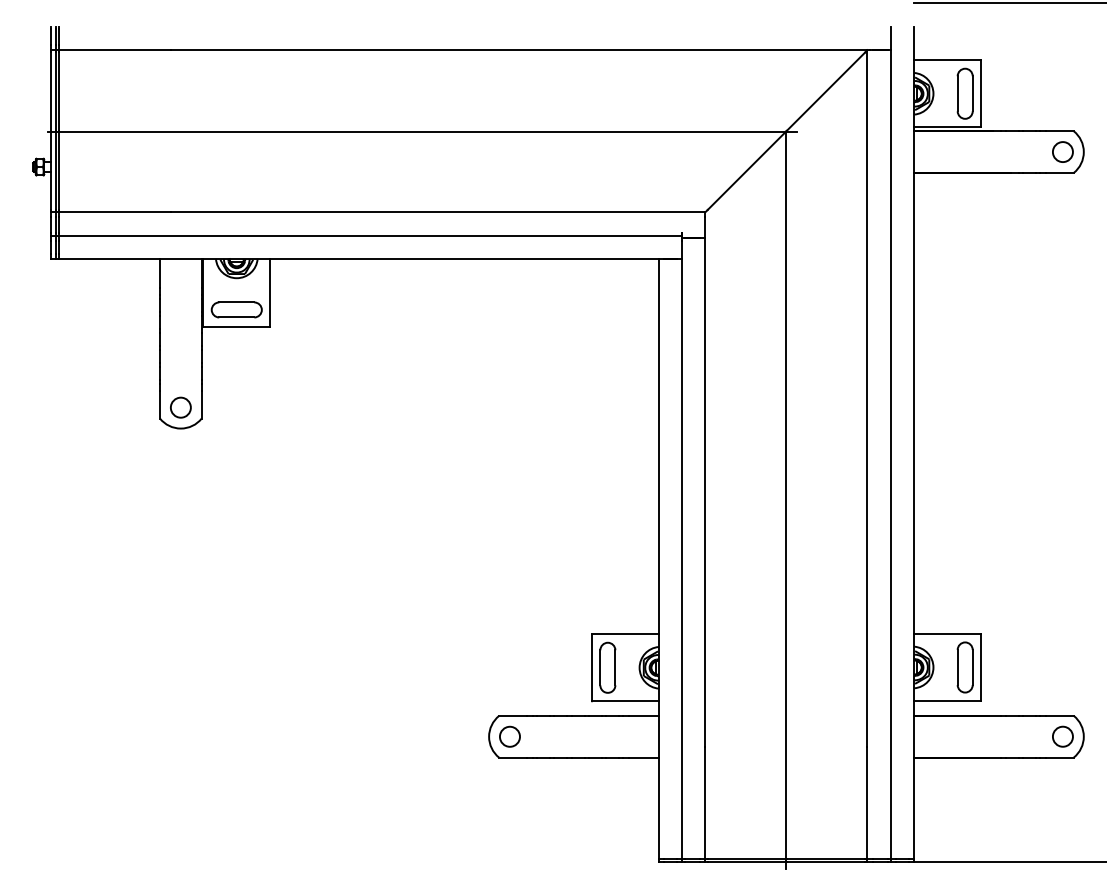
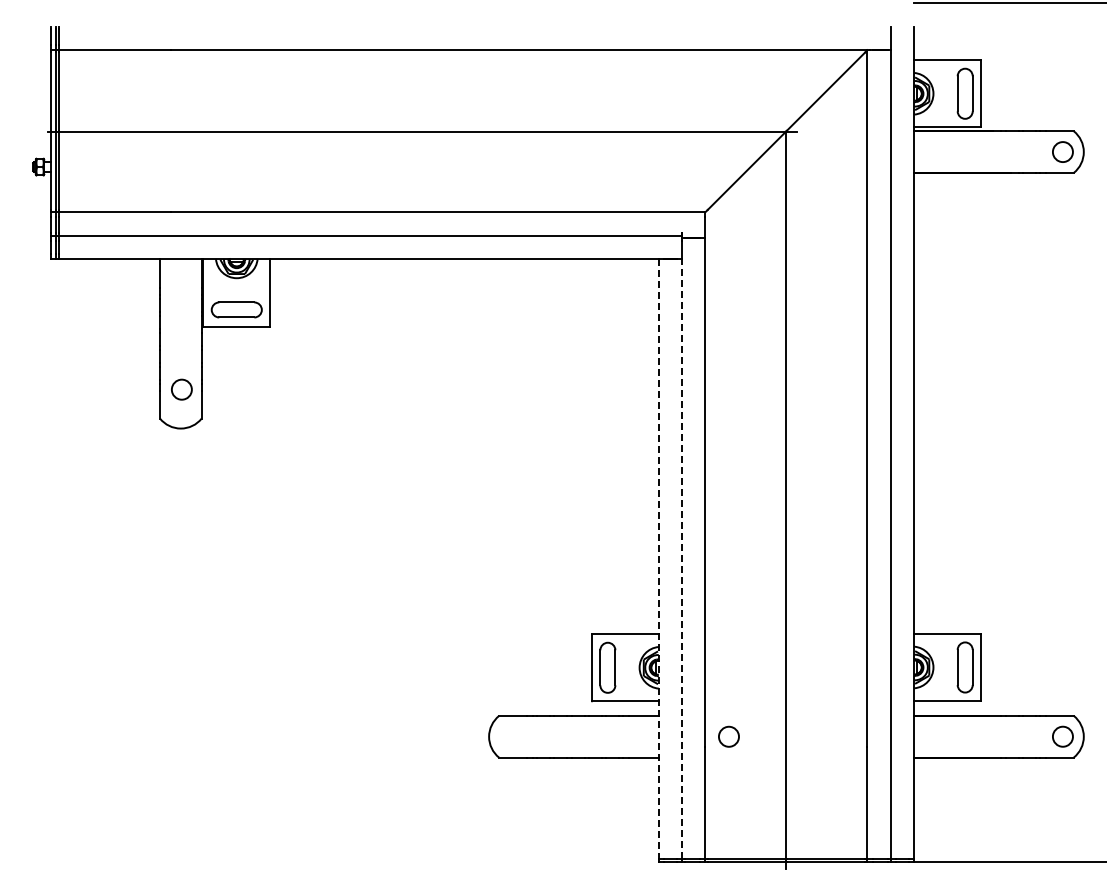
circle position: (180, 407) -> (181, 389) (181, 389)
line: solid -> dashed (658, 558)
line: solid -> dashed (682, 558)
circle position: (509, 736) -> (728, 736) (728, 736)
